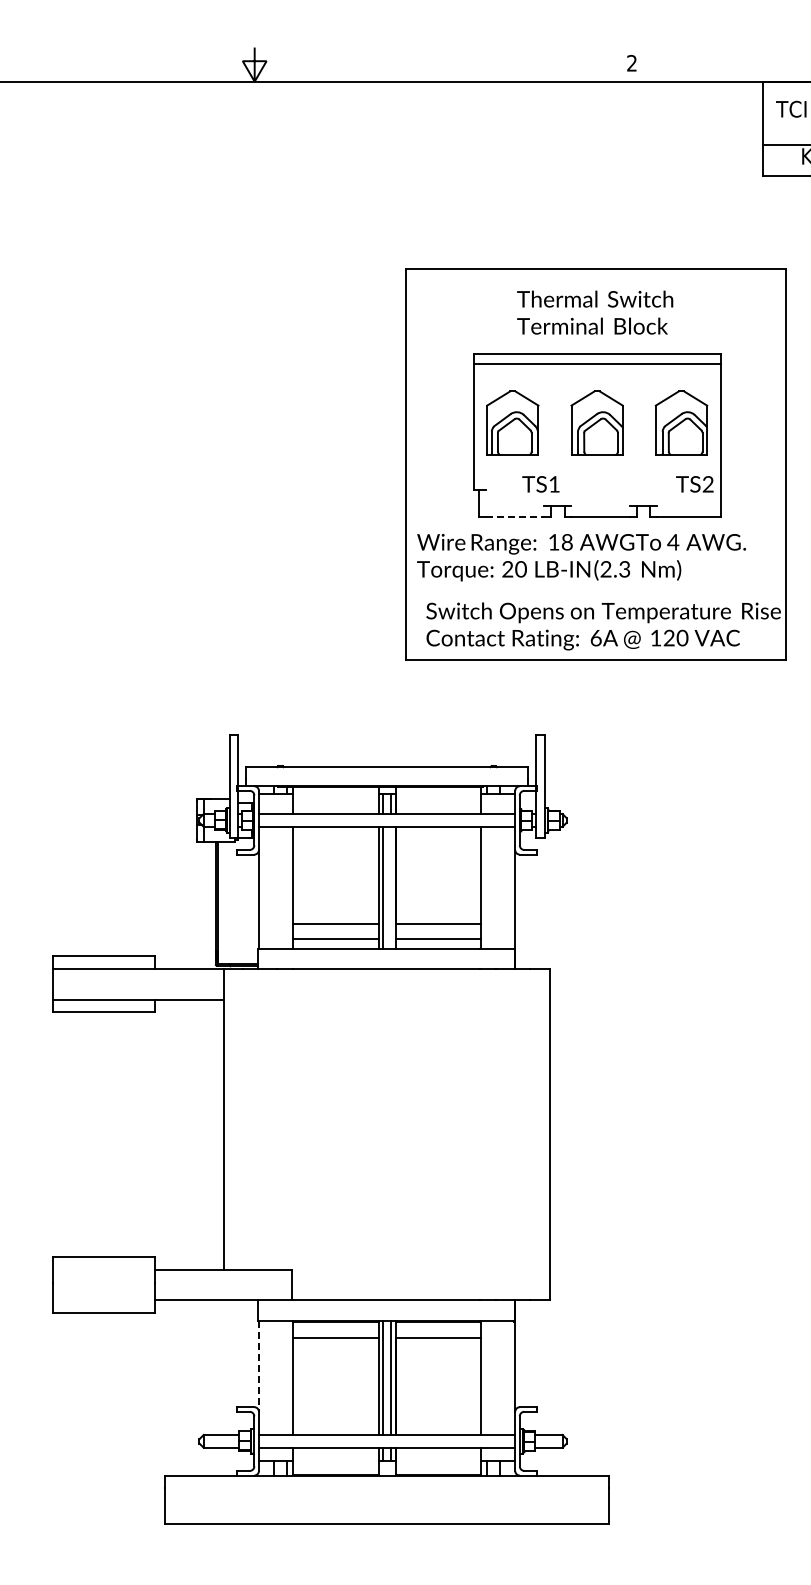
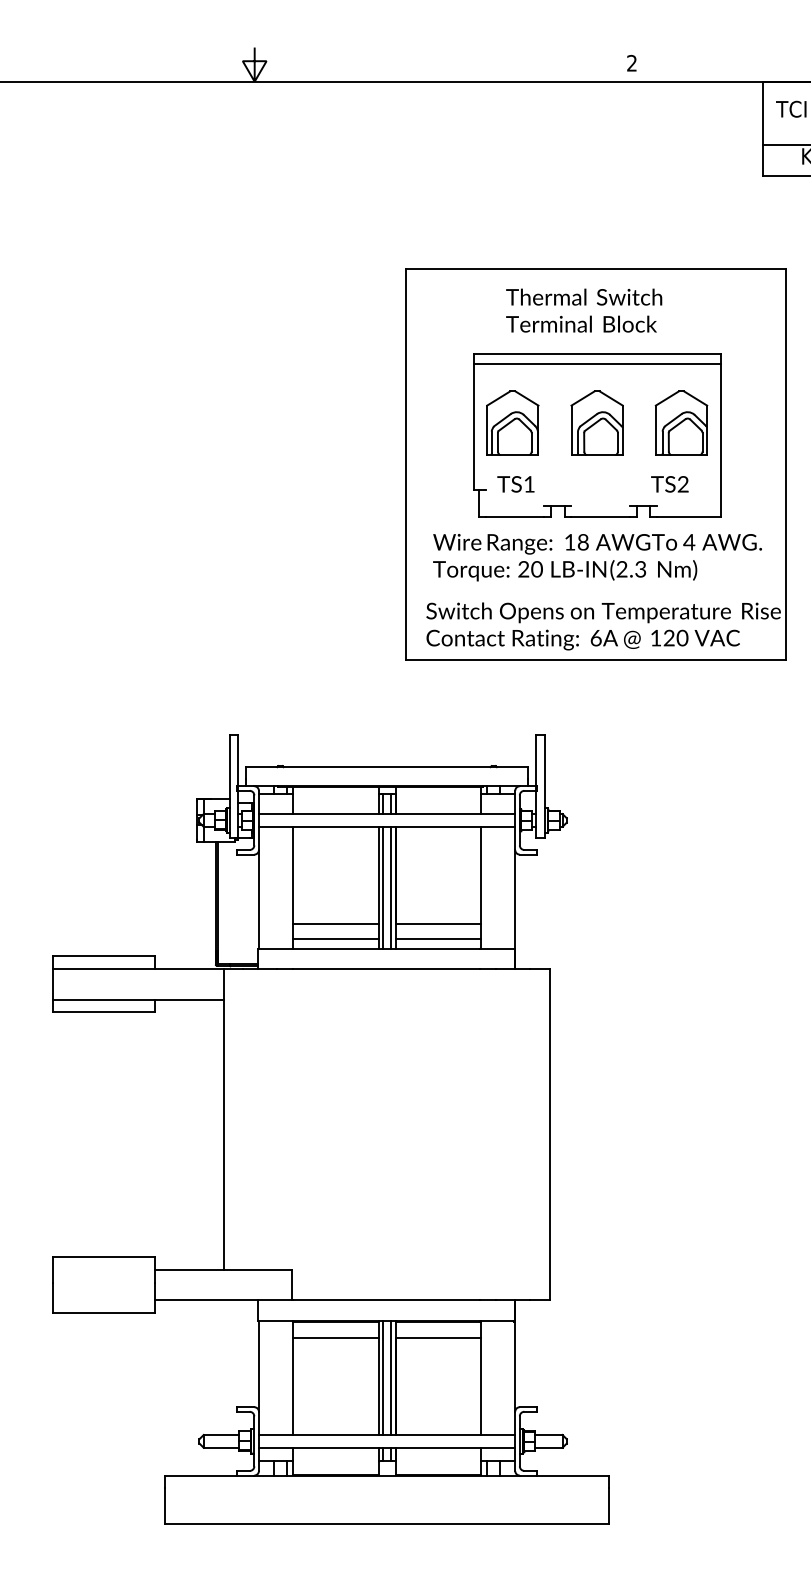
text position: (595, 312) -> (584, 310) (584, 310)
text position: (617, 484) -> (592, 484) (592, 484)
line: dashed -> solid (515, 516)
text position: (581, 557) -> (597, 557) (597, 557)
line: none -> present (391, 887)
line: dashed -> solid (258, 1366)
